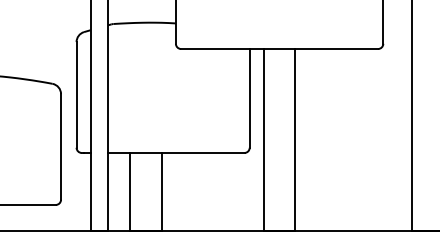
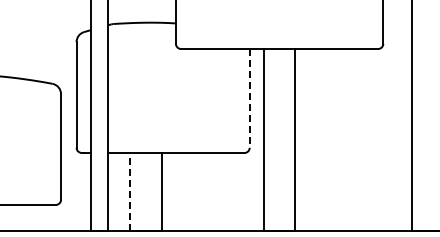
line: solid -> dashed (249, 98)
line: solid -> dashed (130, 191)
